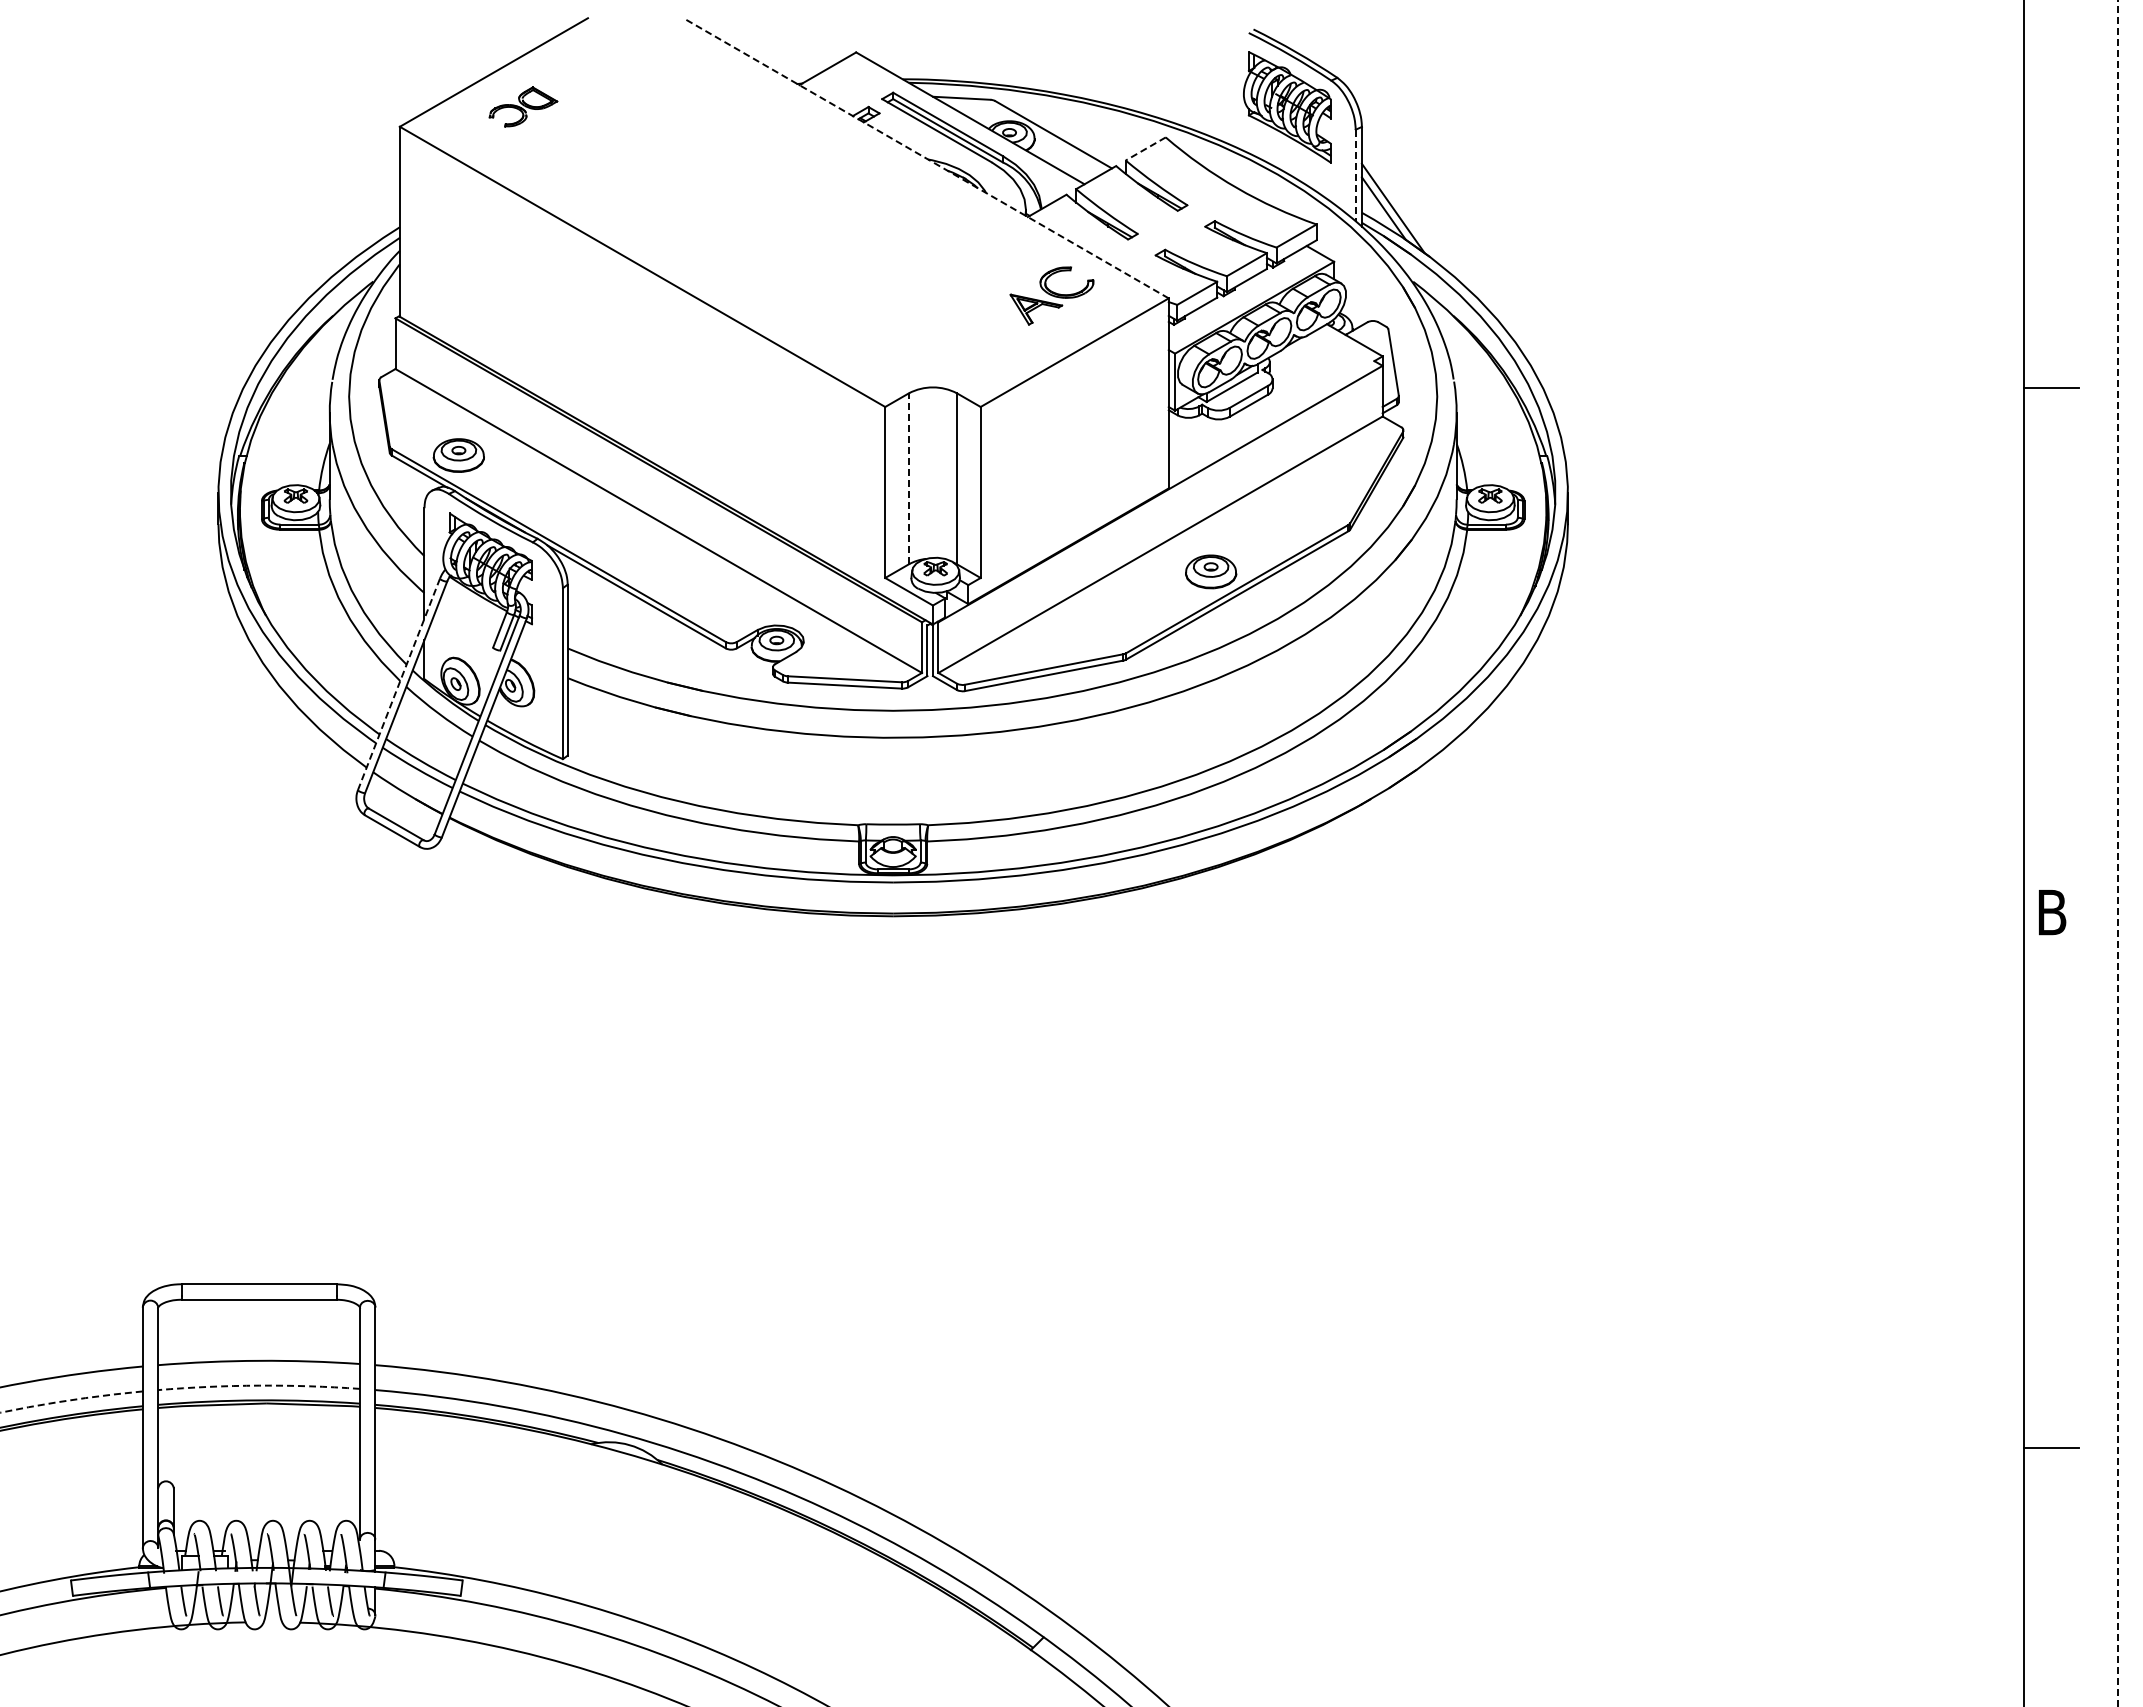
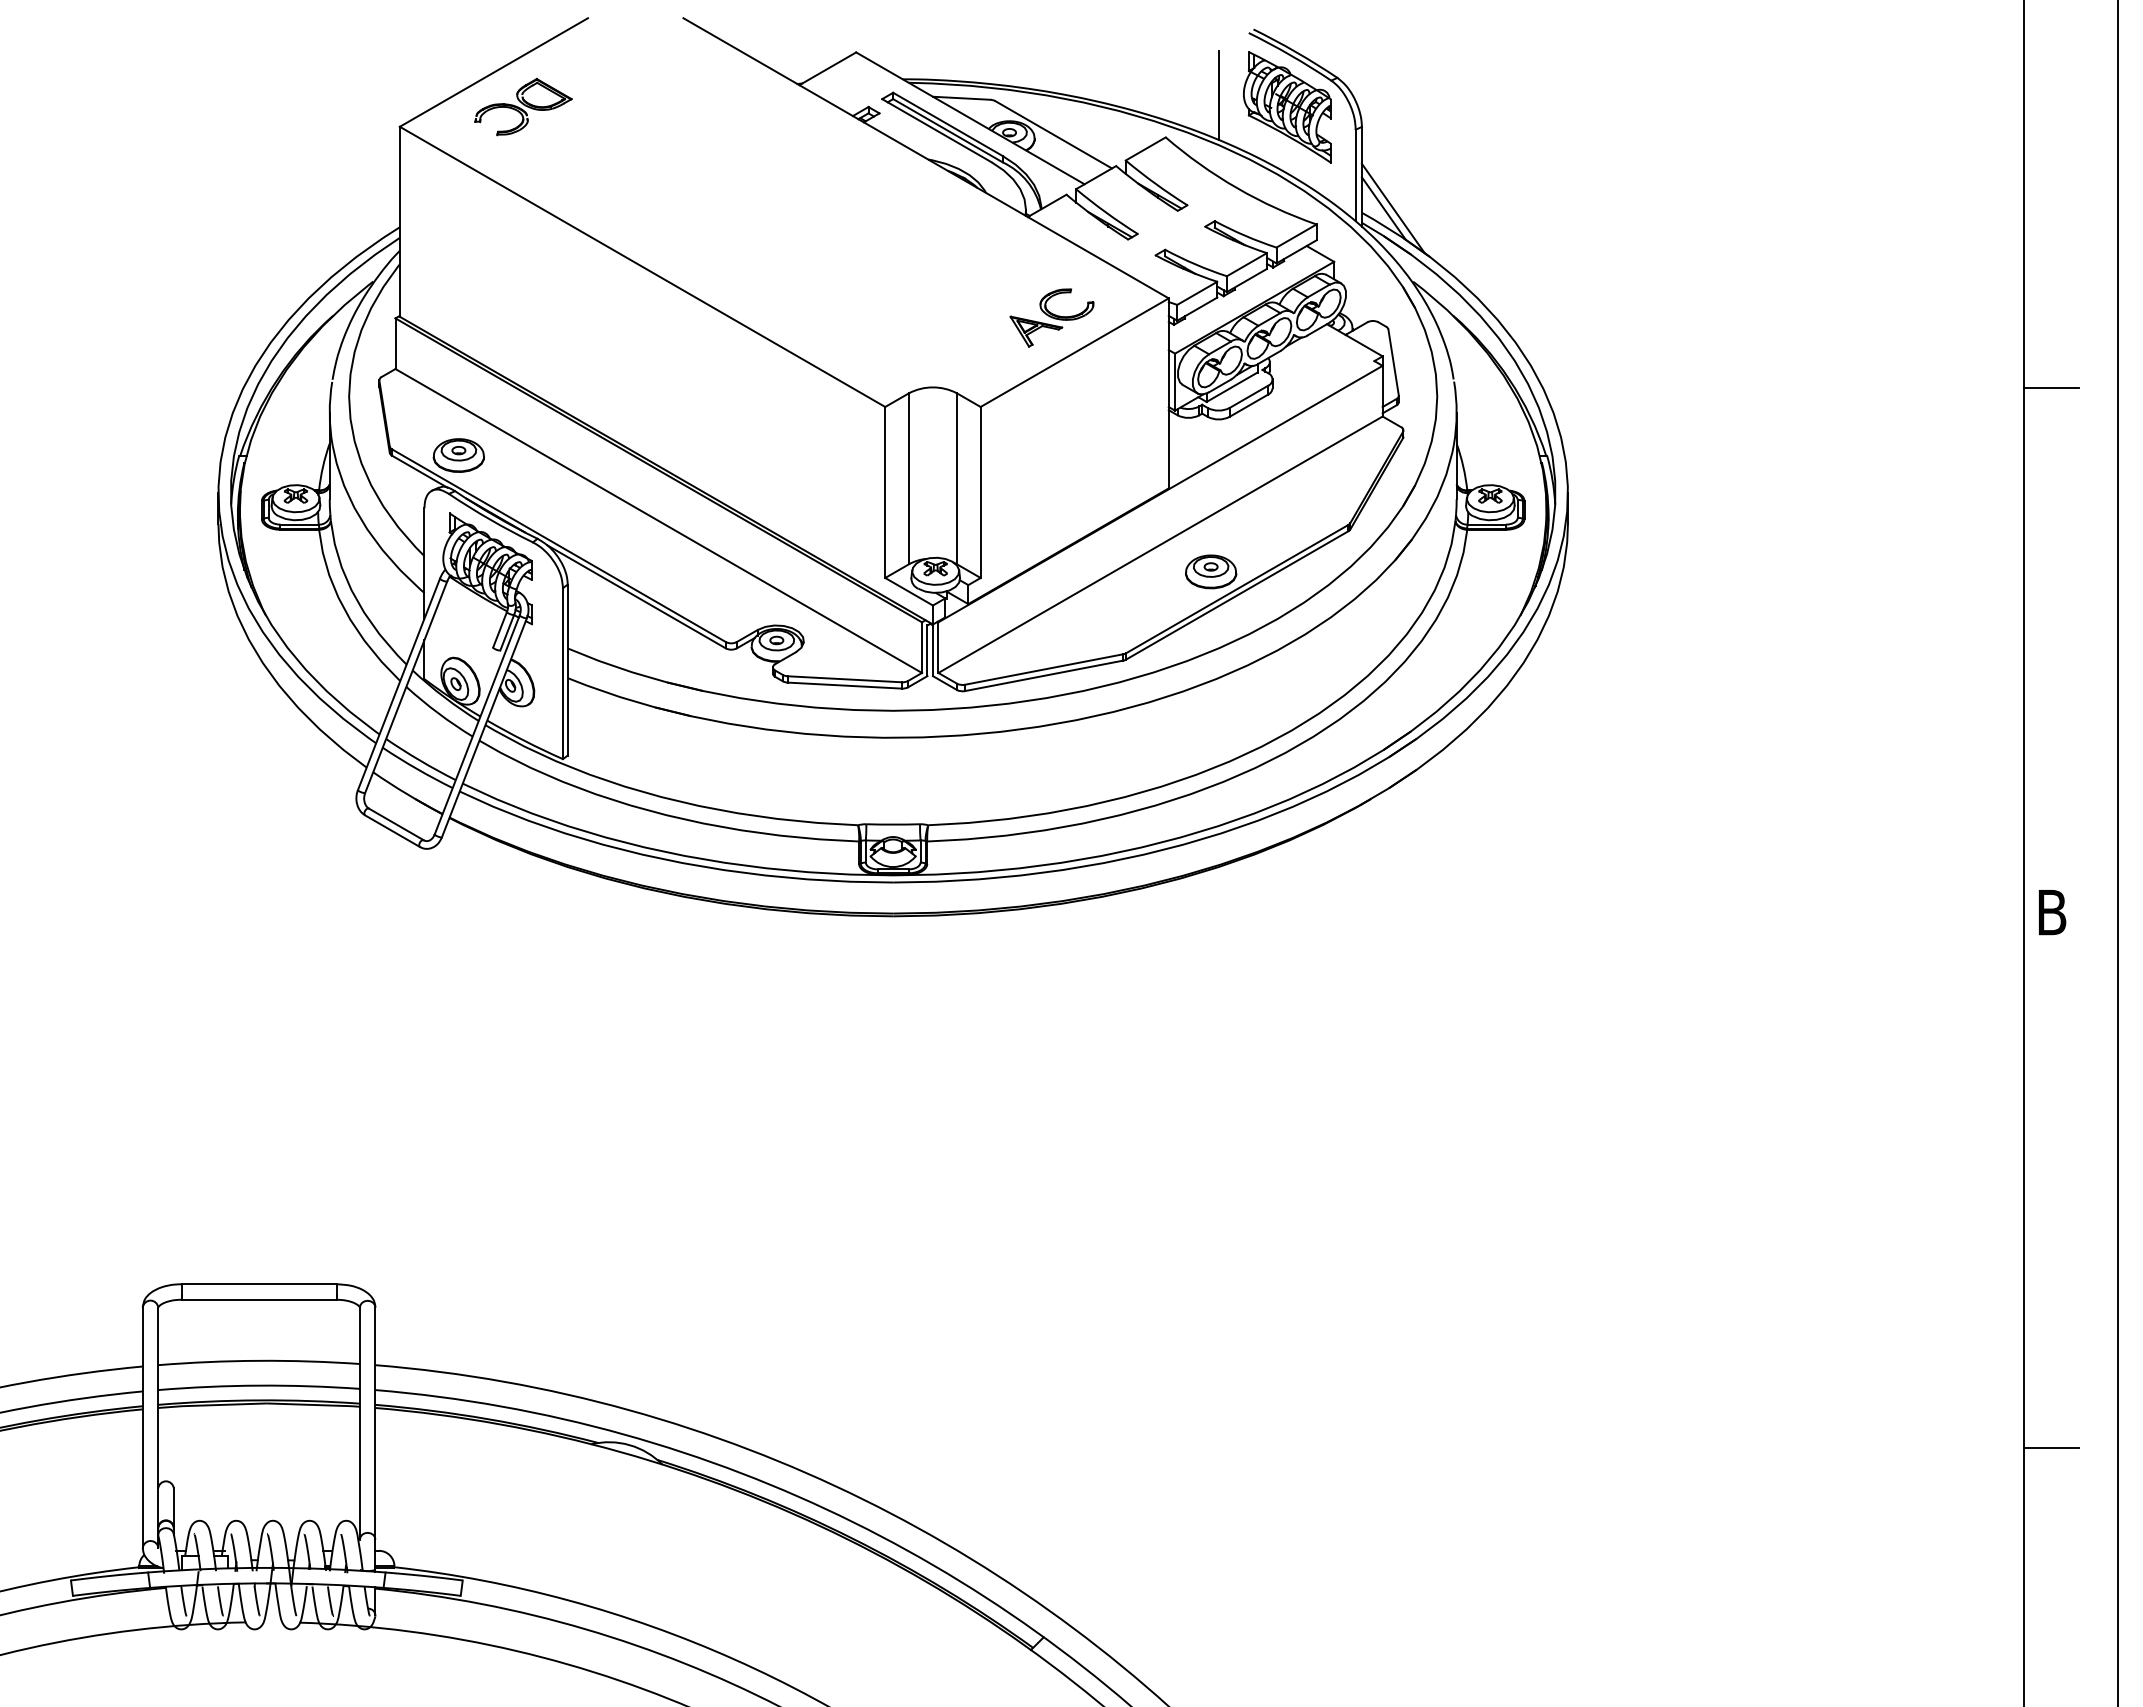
line: none -> present (1218, 95)
part size: 71x42 px -> 99x60 px (523, 106)
line: dashed -> solid (1145, 149)
line: dashed -> solid (925, 158)
line: dashed -> solid (1355, 175)
part position: (1051, 295) -> (1051, 317) (1051, 317)
line: dashed -> solid (909, 478)
line: dashed -> solid (398, 684)
line: dashed -> solid (2117, 852)
arc: dashed -> solid (259, 1385)
arc: dashed -> solid (70, 1400)
